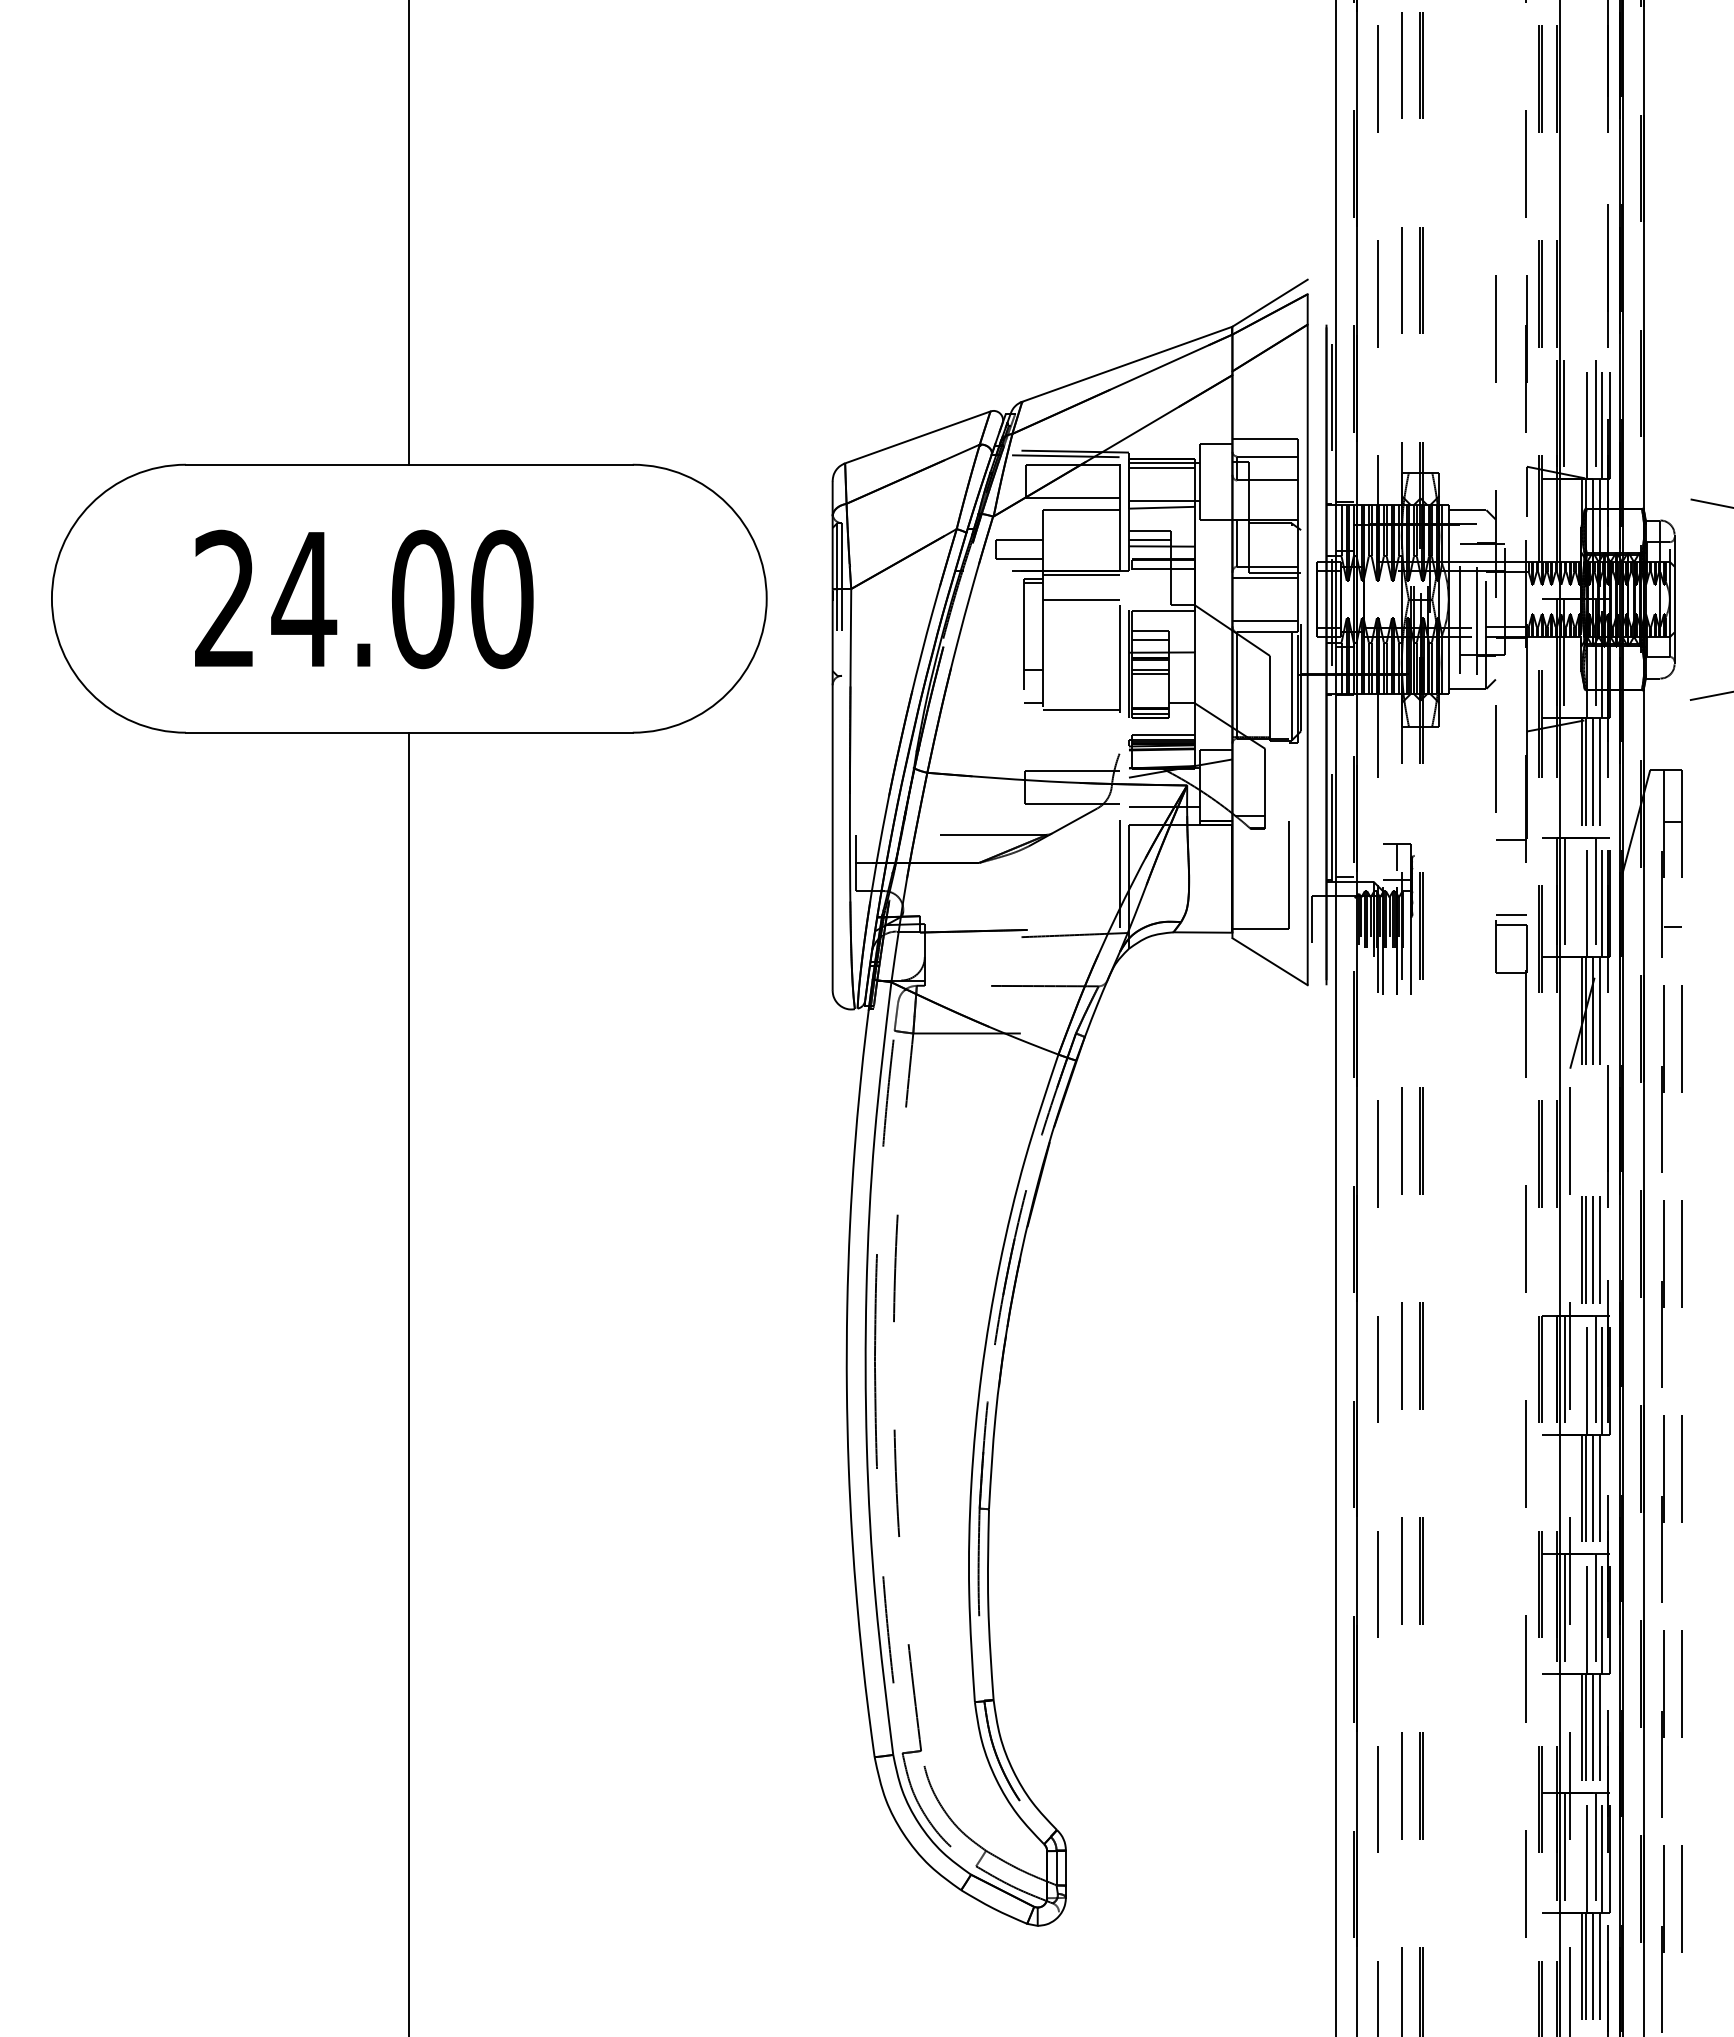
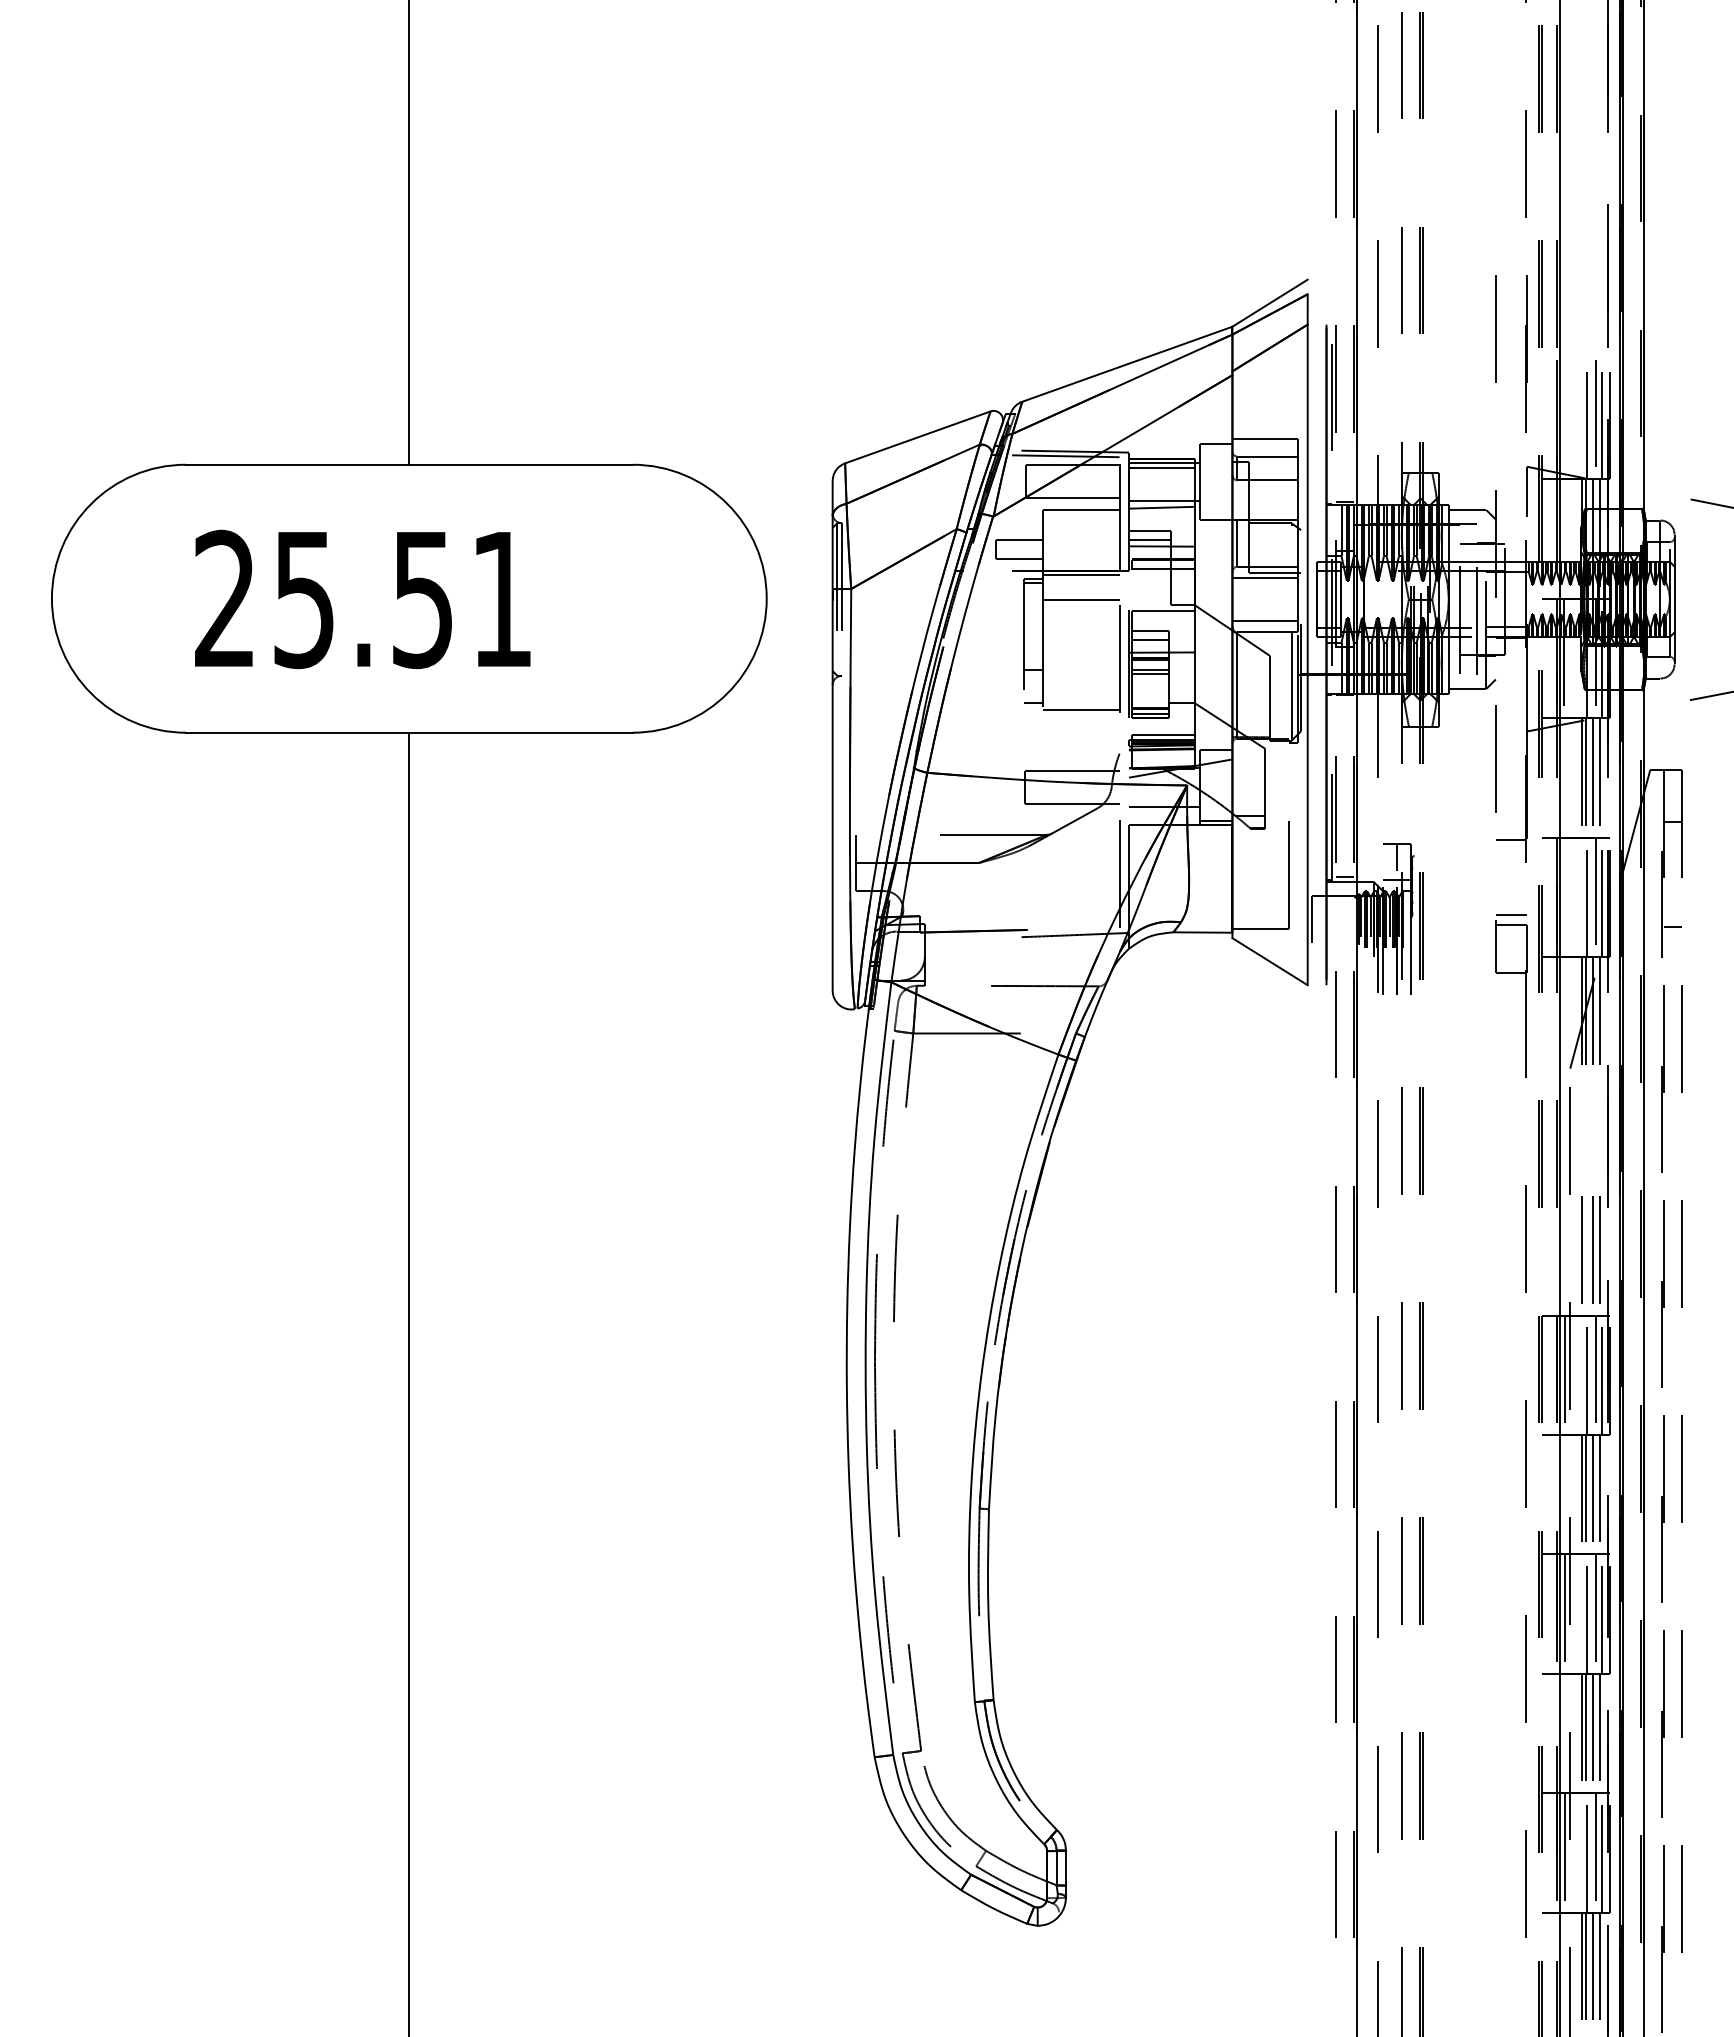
line: present -> none (1564, 419)
text: 24.00 -> 25.51 (402, 599)
line: present -> none (1564, 897)
line: solid -> dashed (1335, 1018)
line: present -> none (1585, 1255)
